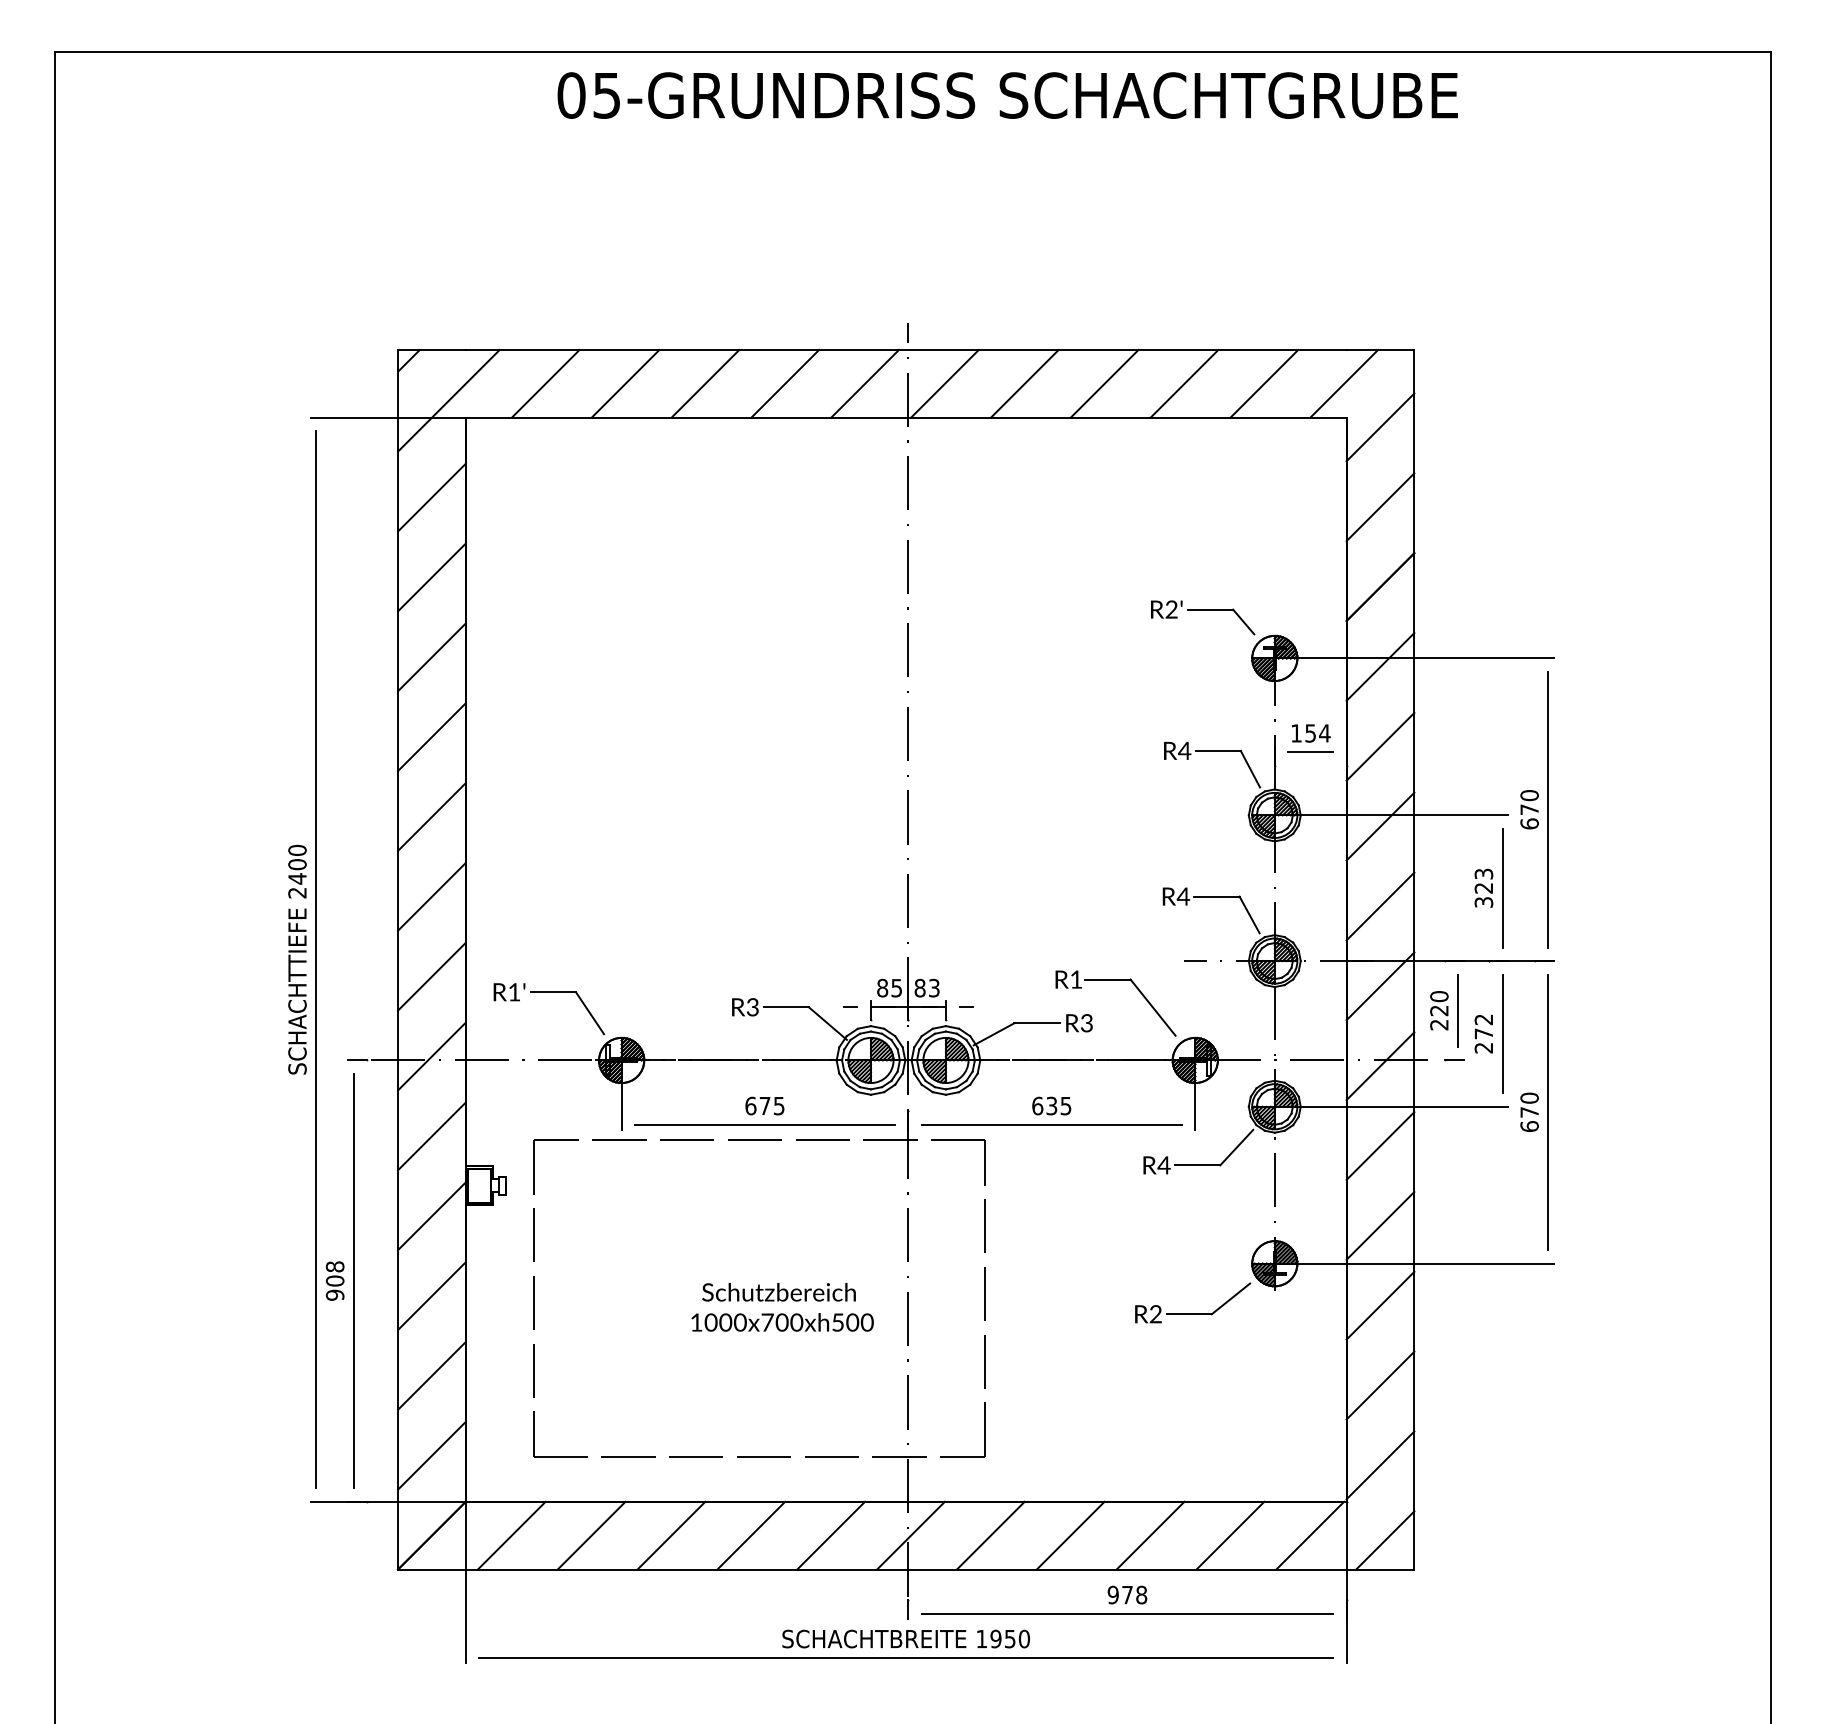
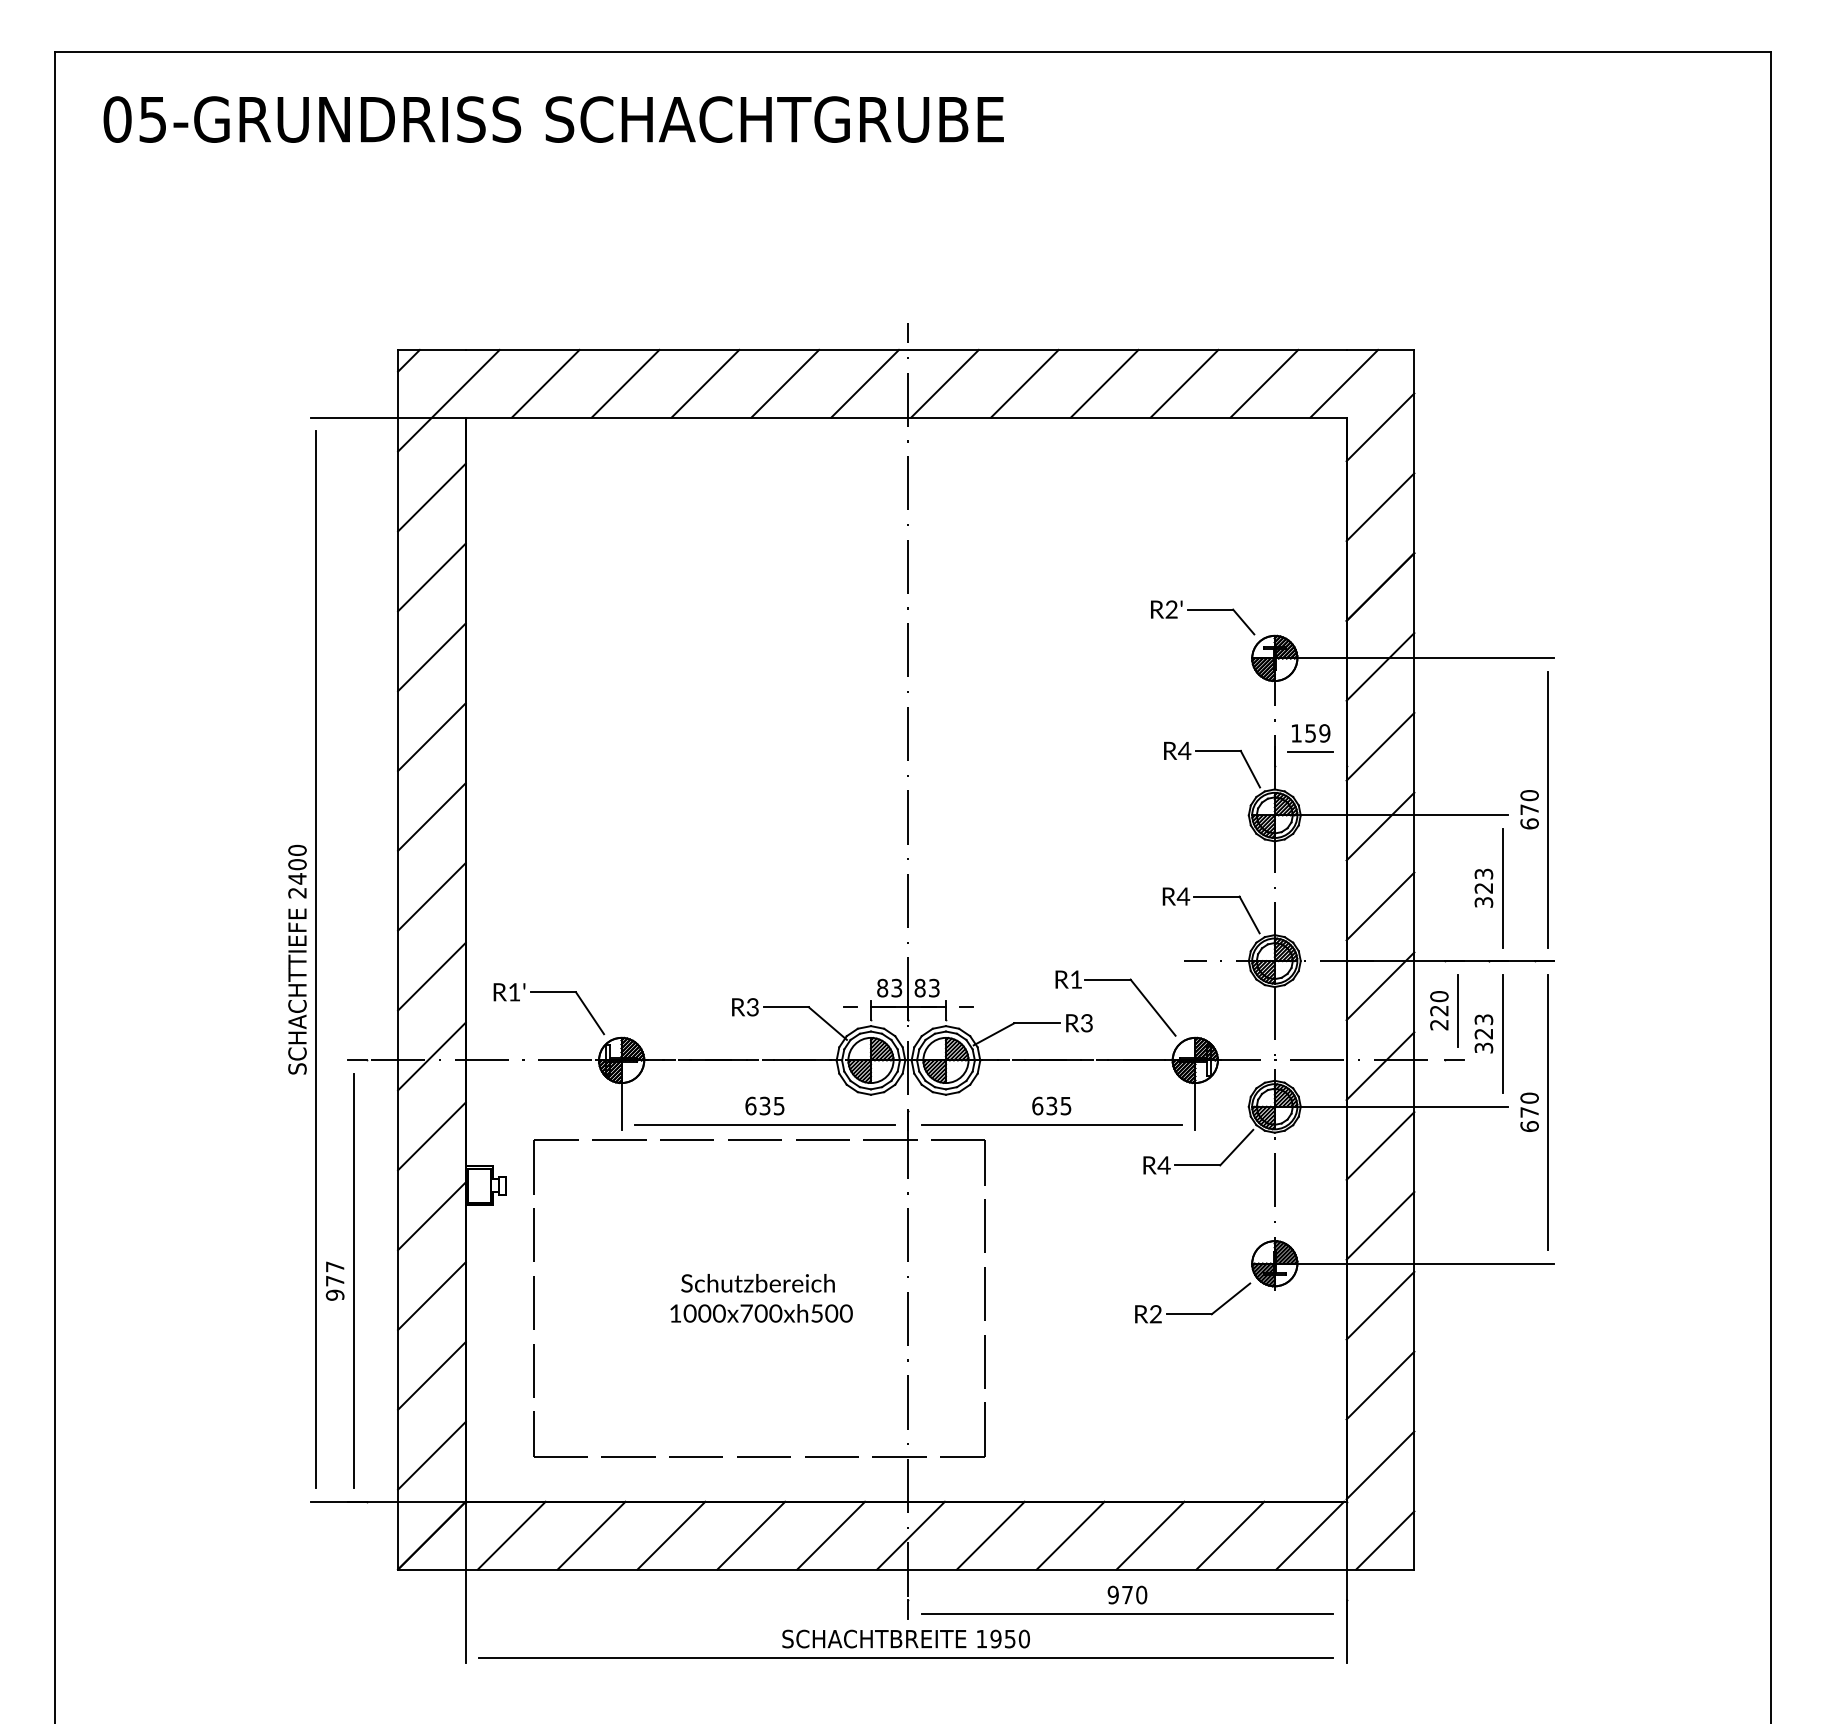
text position: (1007, 95) -> (553, 119) (553, 119)
text: 154 -> 159 (1324, 733)
text: 85 -> 83 (897, 987)
text: 272 -> 323 (1483, 1033)
text: 675 -> 635 (764, 1105)
text: 908 -> 977 (334, 1273)
text position: (782, 1307) -> (761, 1298) (761, 1298)
text: 978 -> 970 (1141, 1595)
